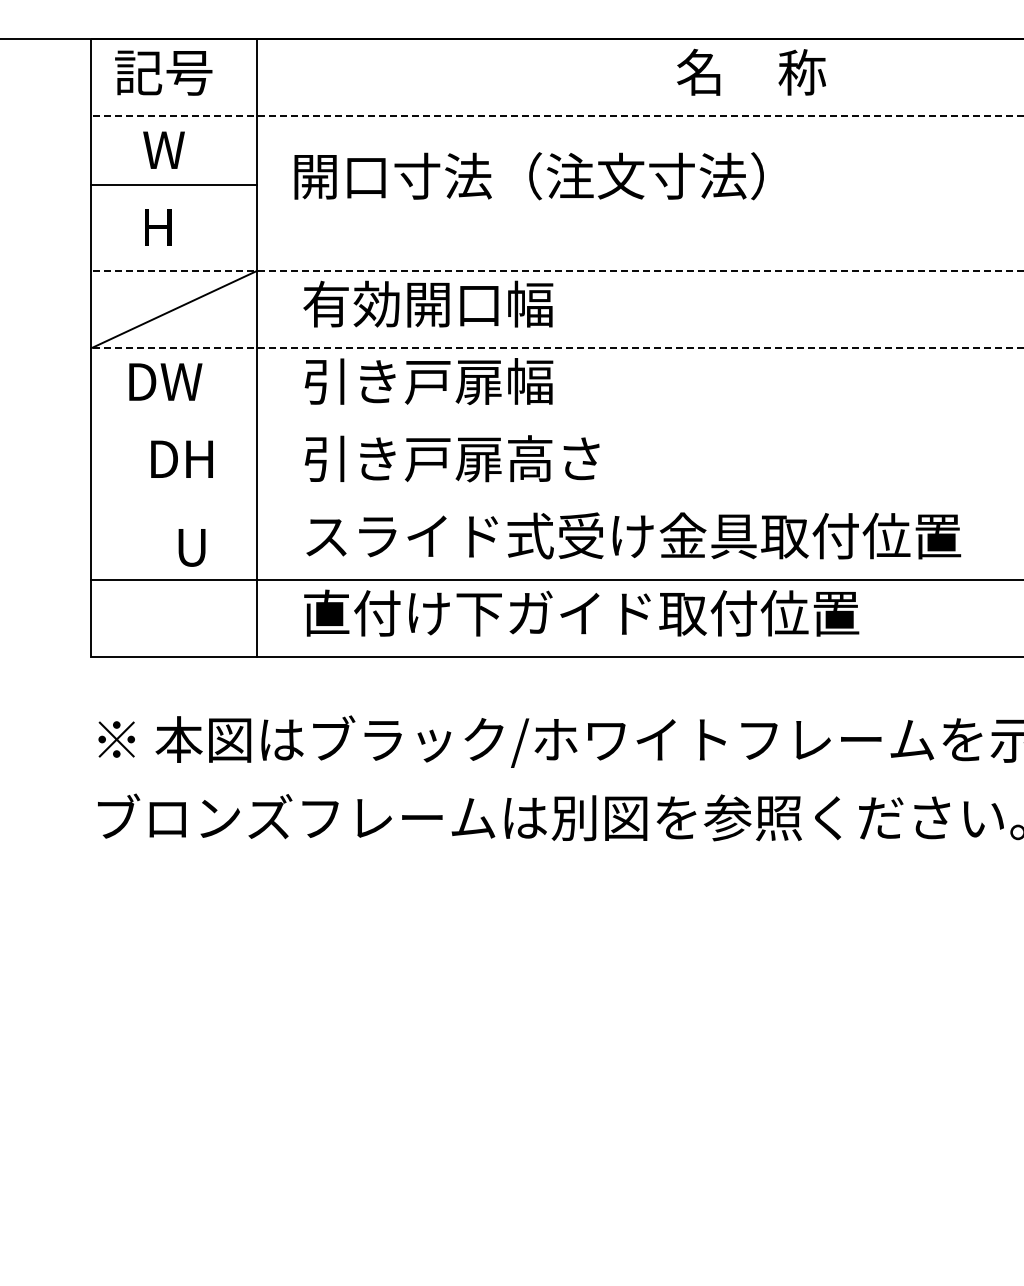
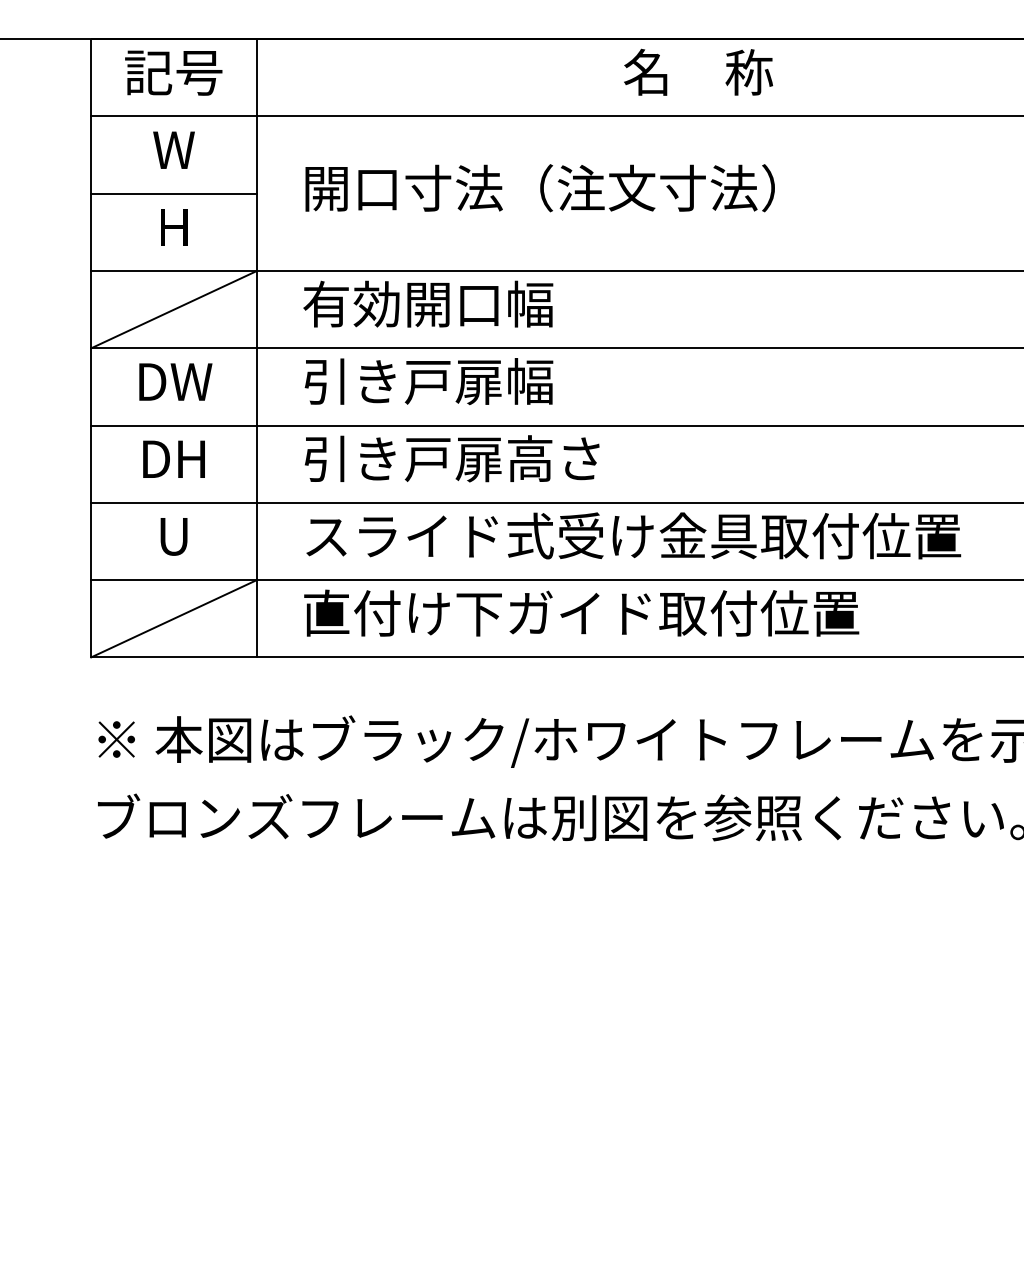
text position: (751, 71) -> (698, 71) (698, 71)
text position: (163, 72) -> (173, 72) (173, 72)
line: dashed -> solid (557, 116)
text position: (163, 149) -> (173, 149) (173, 149)
text position: (528, 176) -> (539, 188) (539, 188)
line position: (173, 184) -> (173, 193) (173, 193)
text position: (158, 227) -> (174, 227) (174, 227)
line: dashed -> solid (557, 271)
line: dashed -> solid (557, 348)
text position: (165, 381) -> (175, 381) (175, 381)
line: none -> present (555, 425)
text position: (181, 458) -> (173, 458) (173, 458)
line: none -> present (555, 502)
text position: (191, 547) -> (173, 536) (173, 536)
line: none -> present (173, 618)
